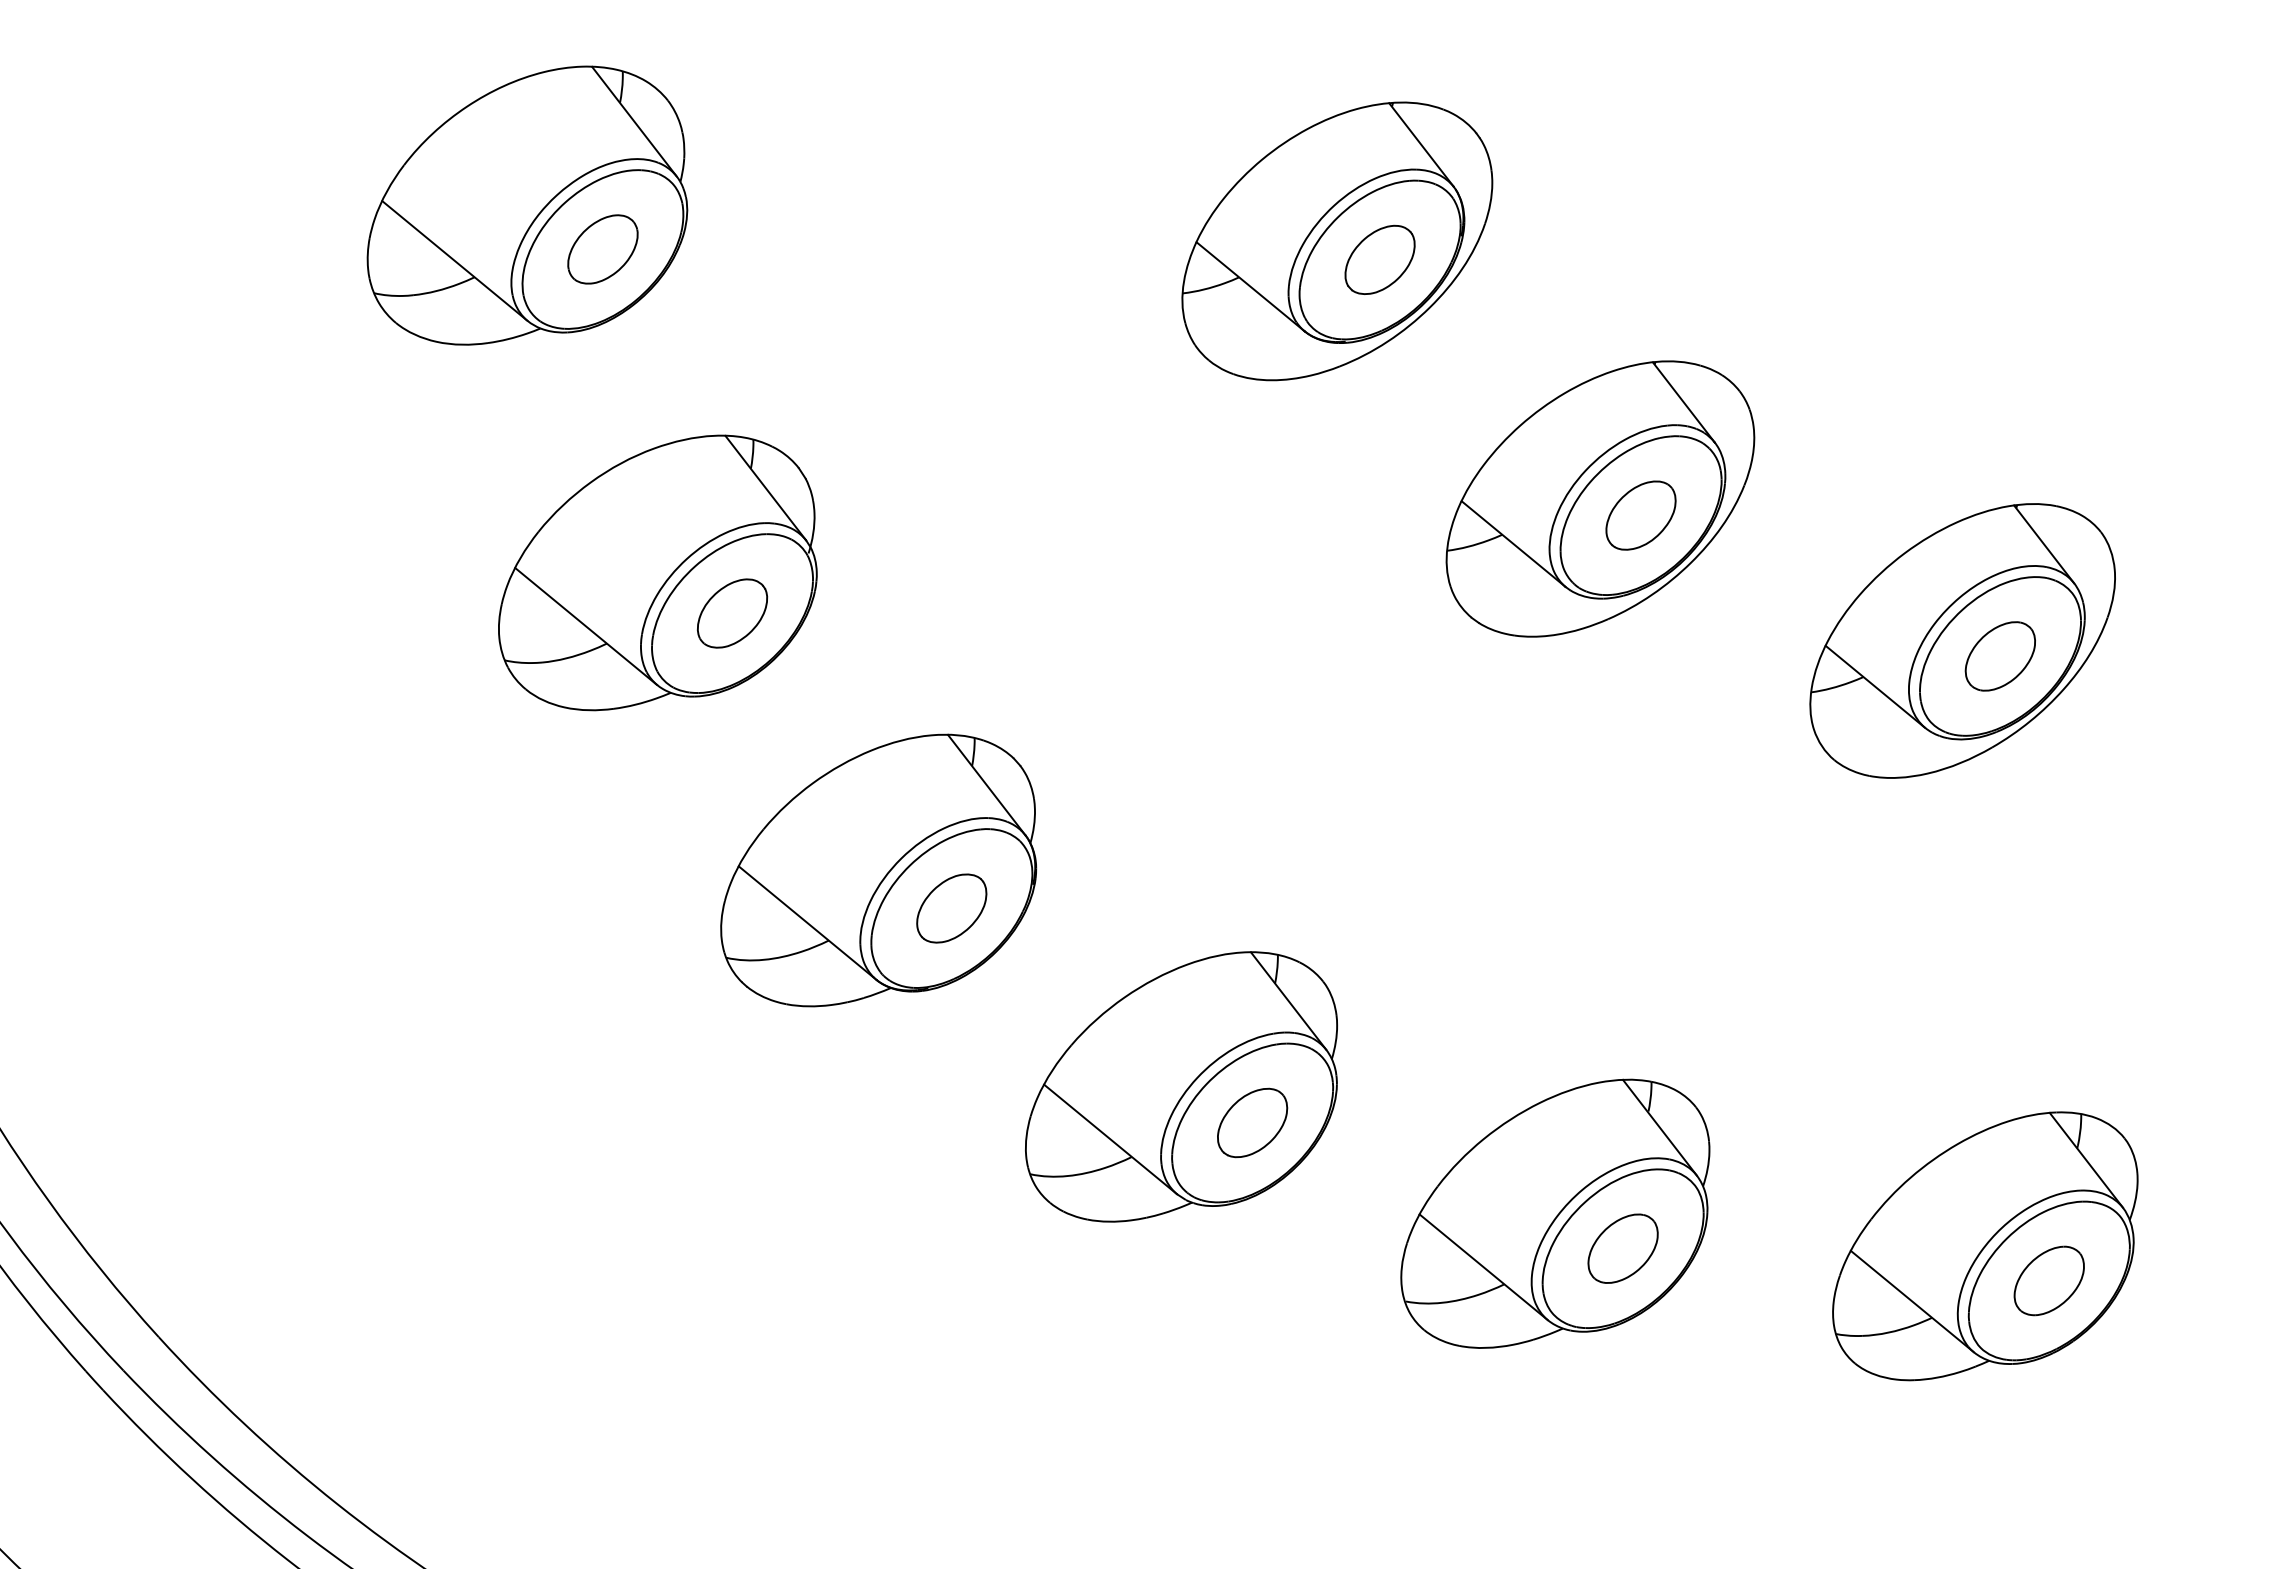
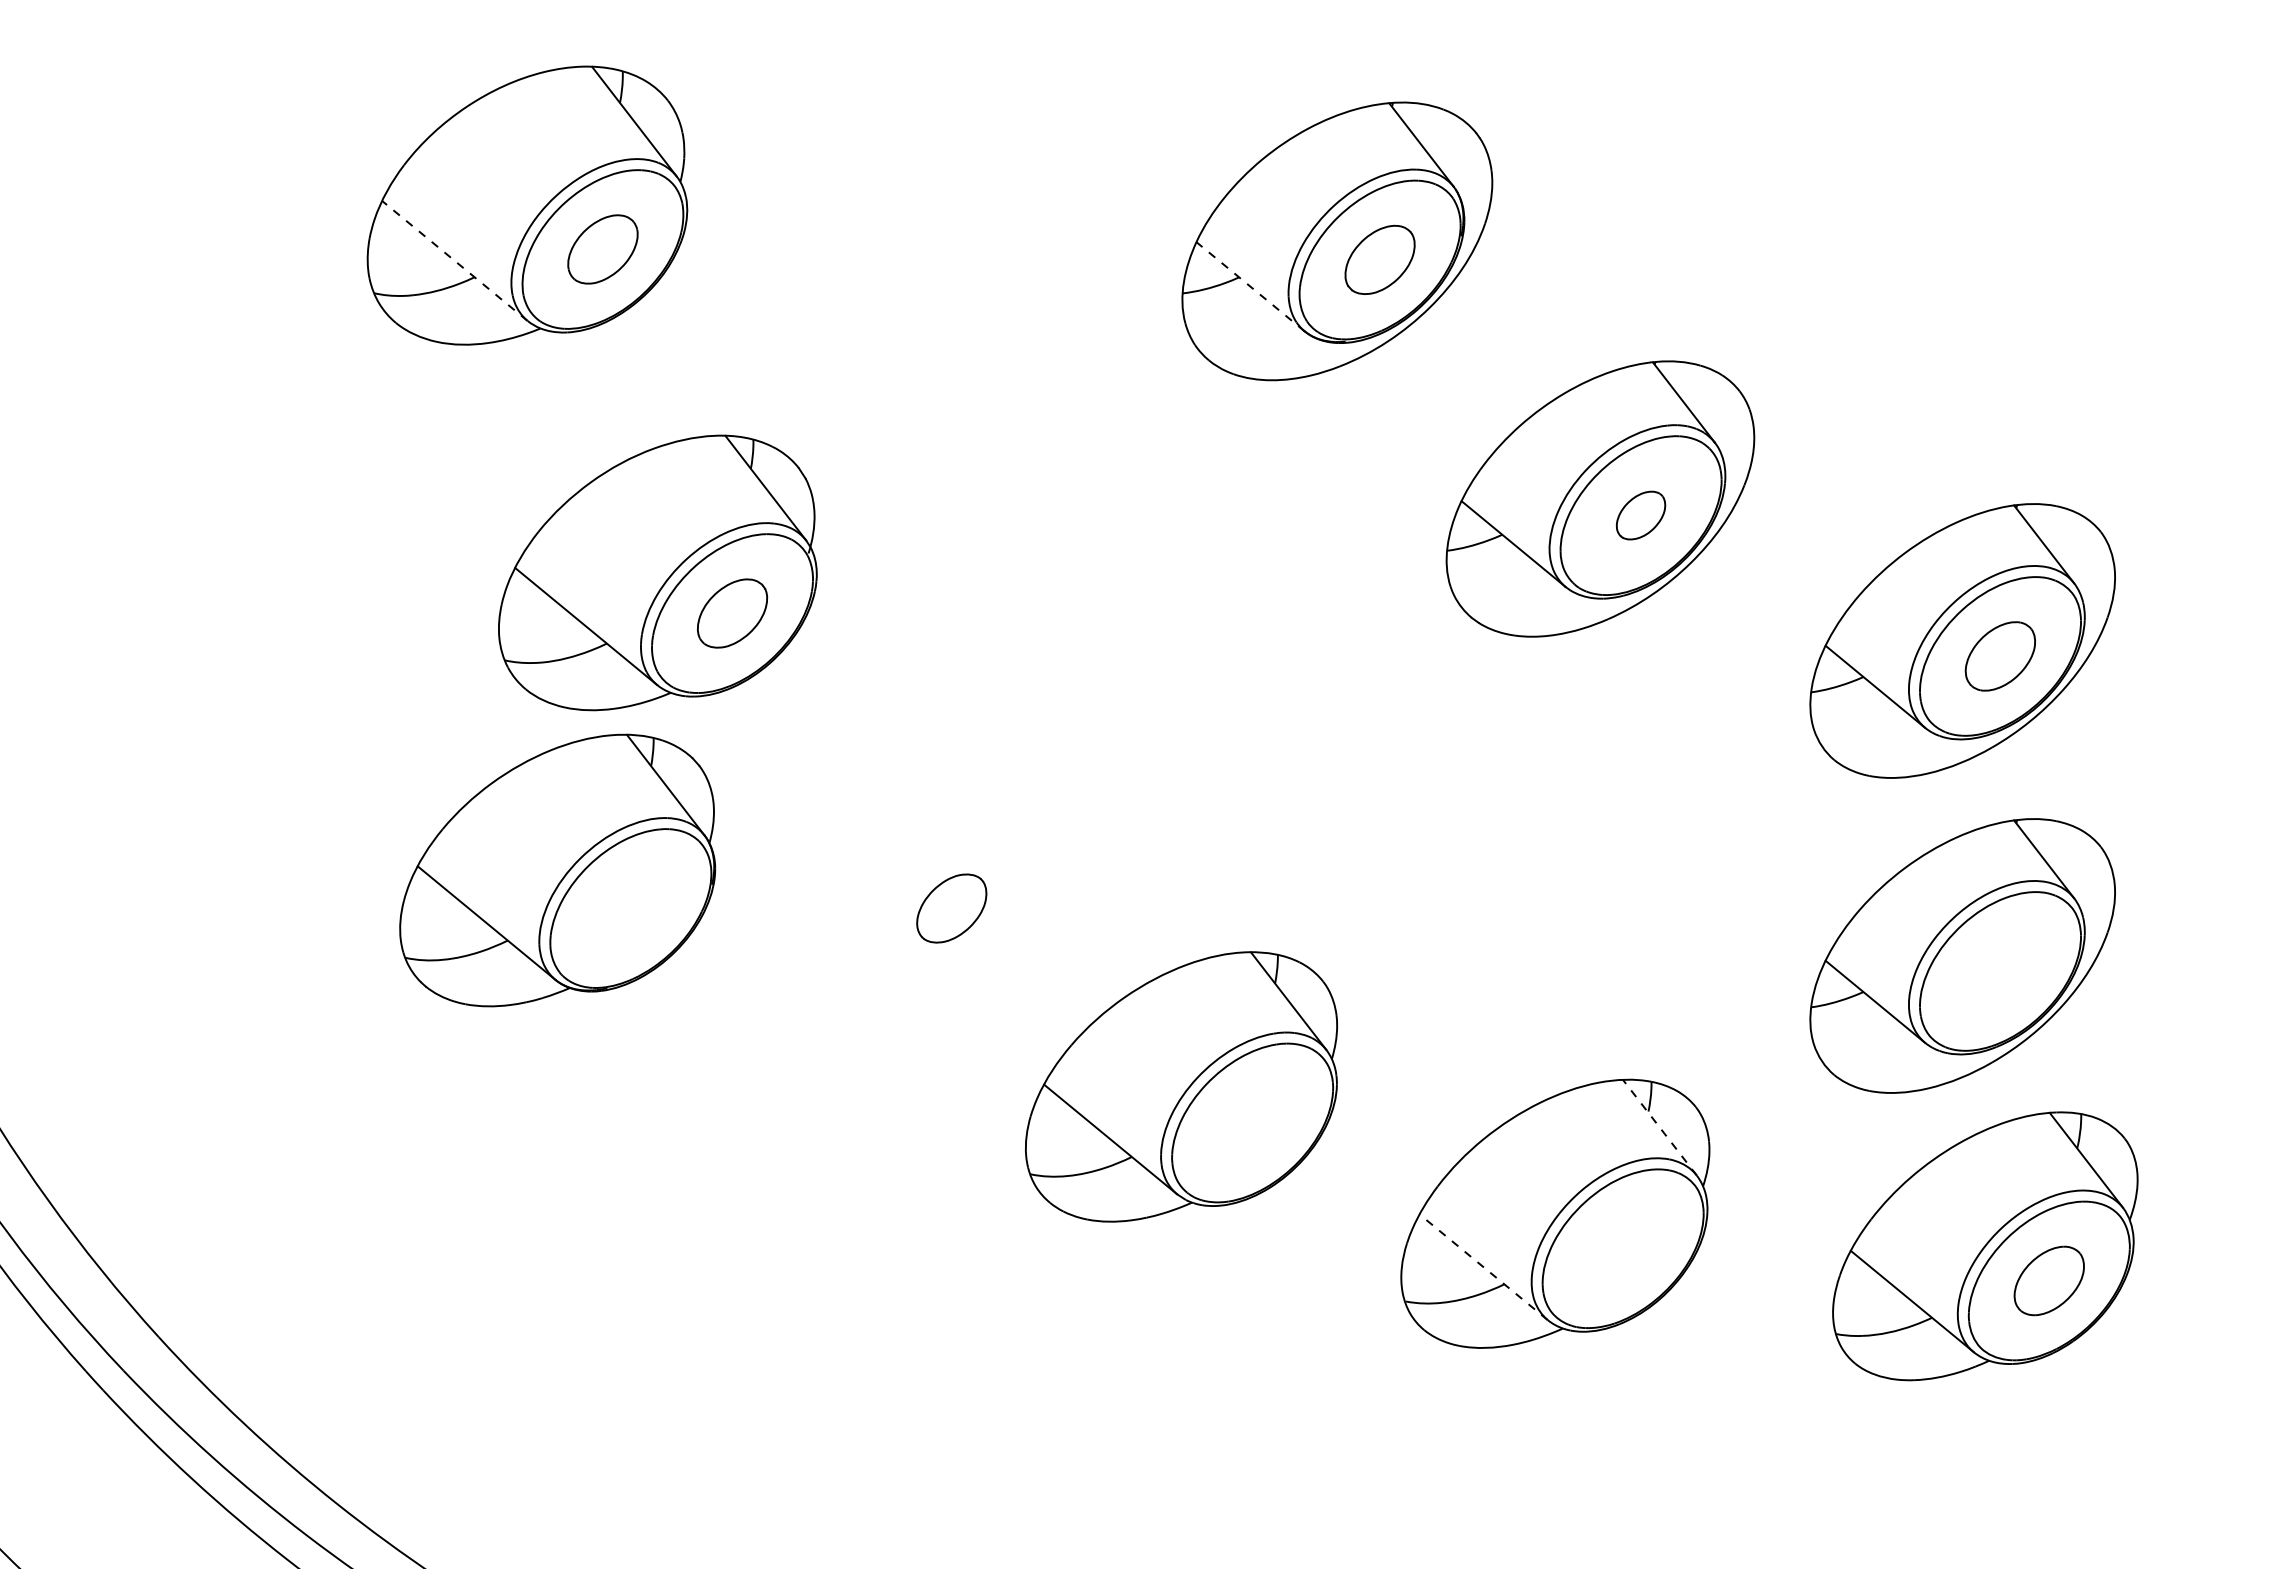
line: solid -> dashed (454, 260)
line: solid -> dashed (1250, 286)
part size: 72x71 px -> 52x51 px (1640, 515)
part position: (878, 870) -> (557, 870) (557, 870)
part: none -> present (1962, 955)
part: present -> none (1252, 1122)
line: solid -> dashed (1659, 1127)
part: present -> none (1622, 1248)
line: solid -> dashed (1483, 1266)
